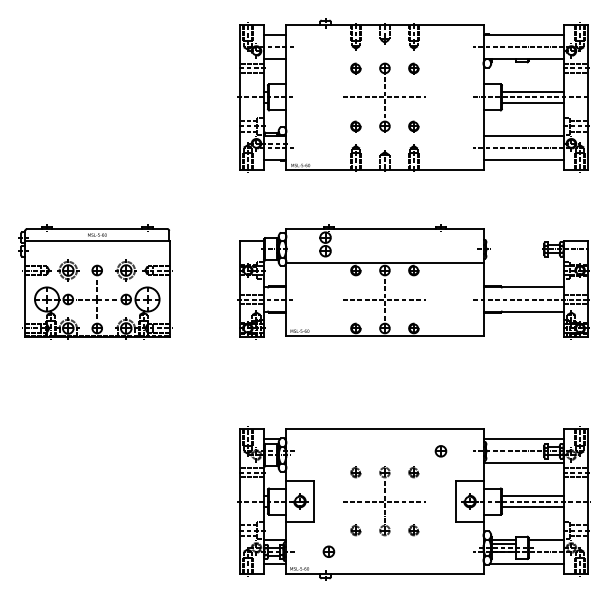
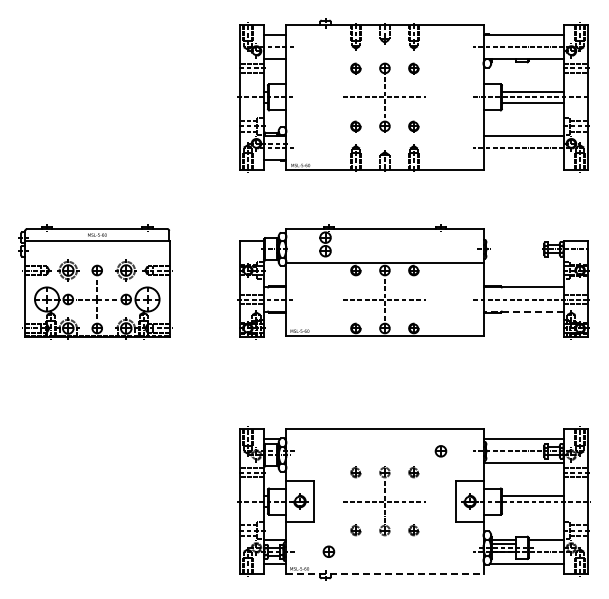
line: present -> none (523, 159)
line: solid -> dashed (523, 311)
line: present -> none (532, 507)
line: solid -> dashed (384, 574)
